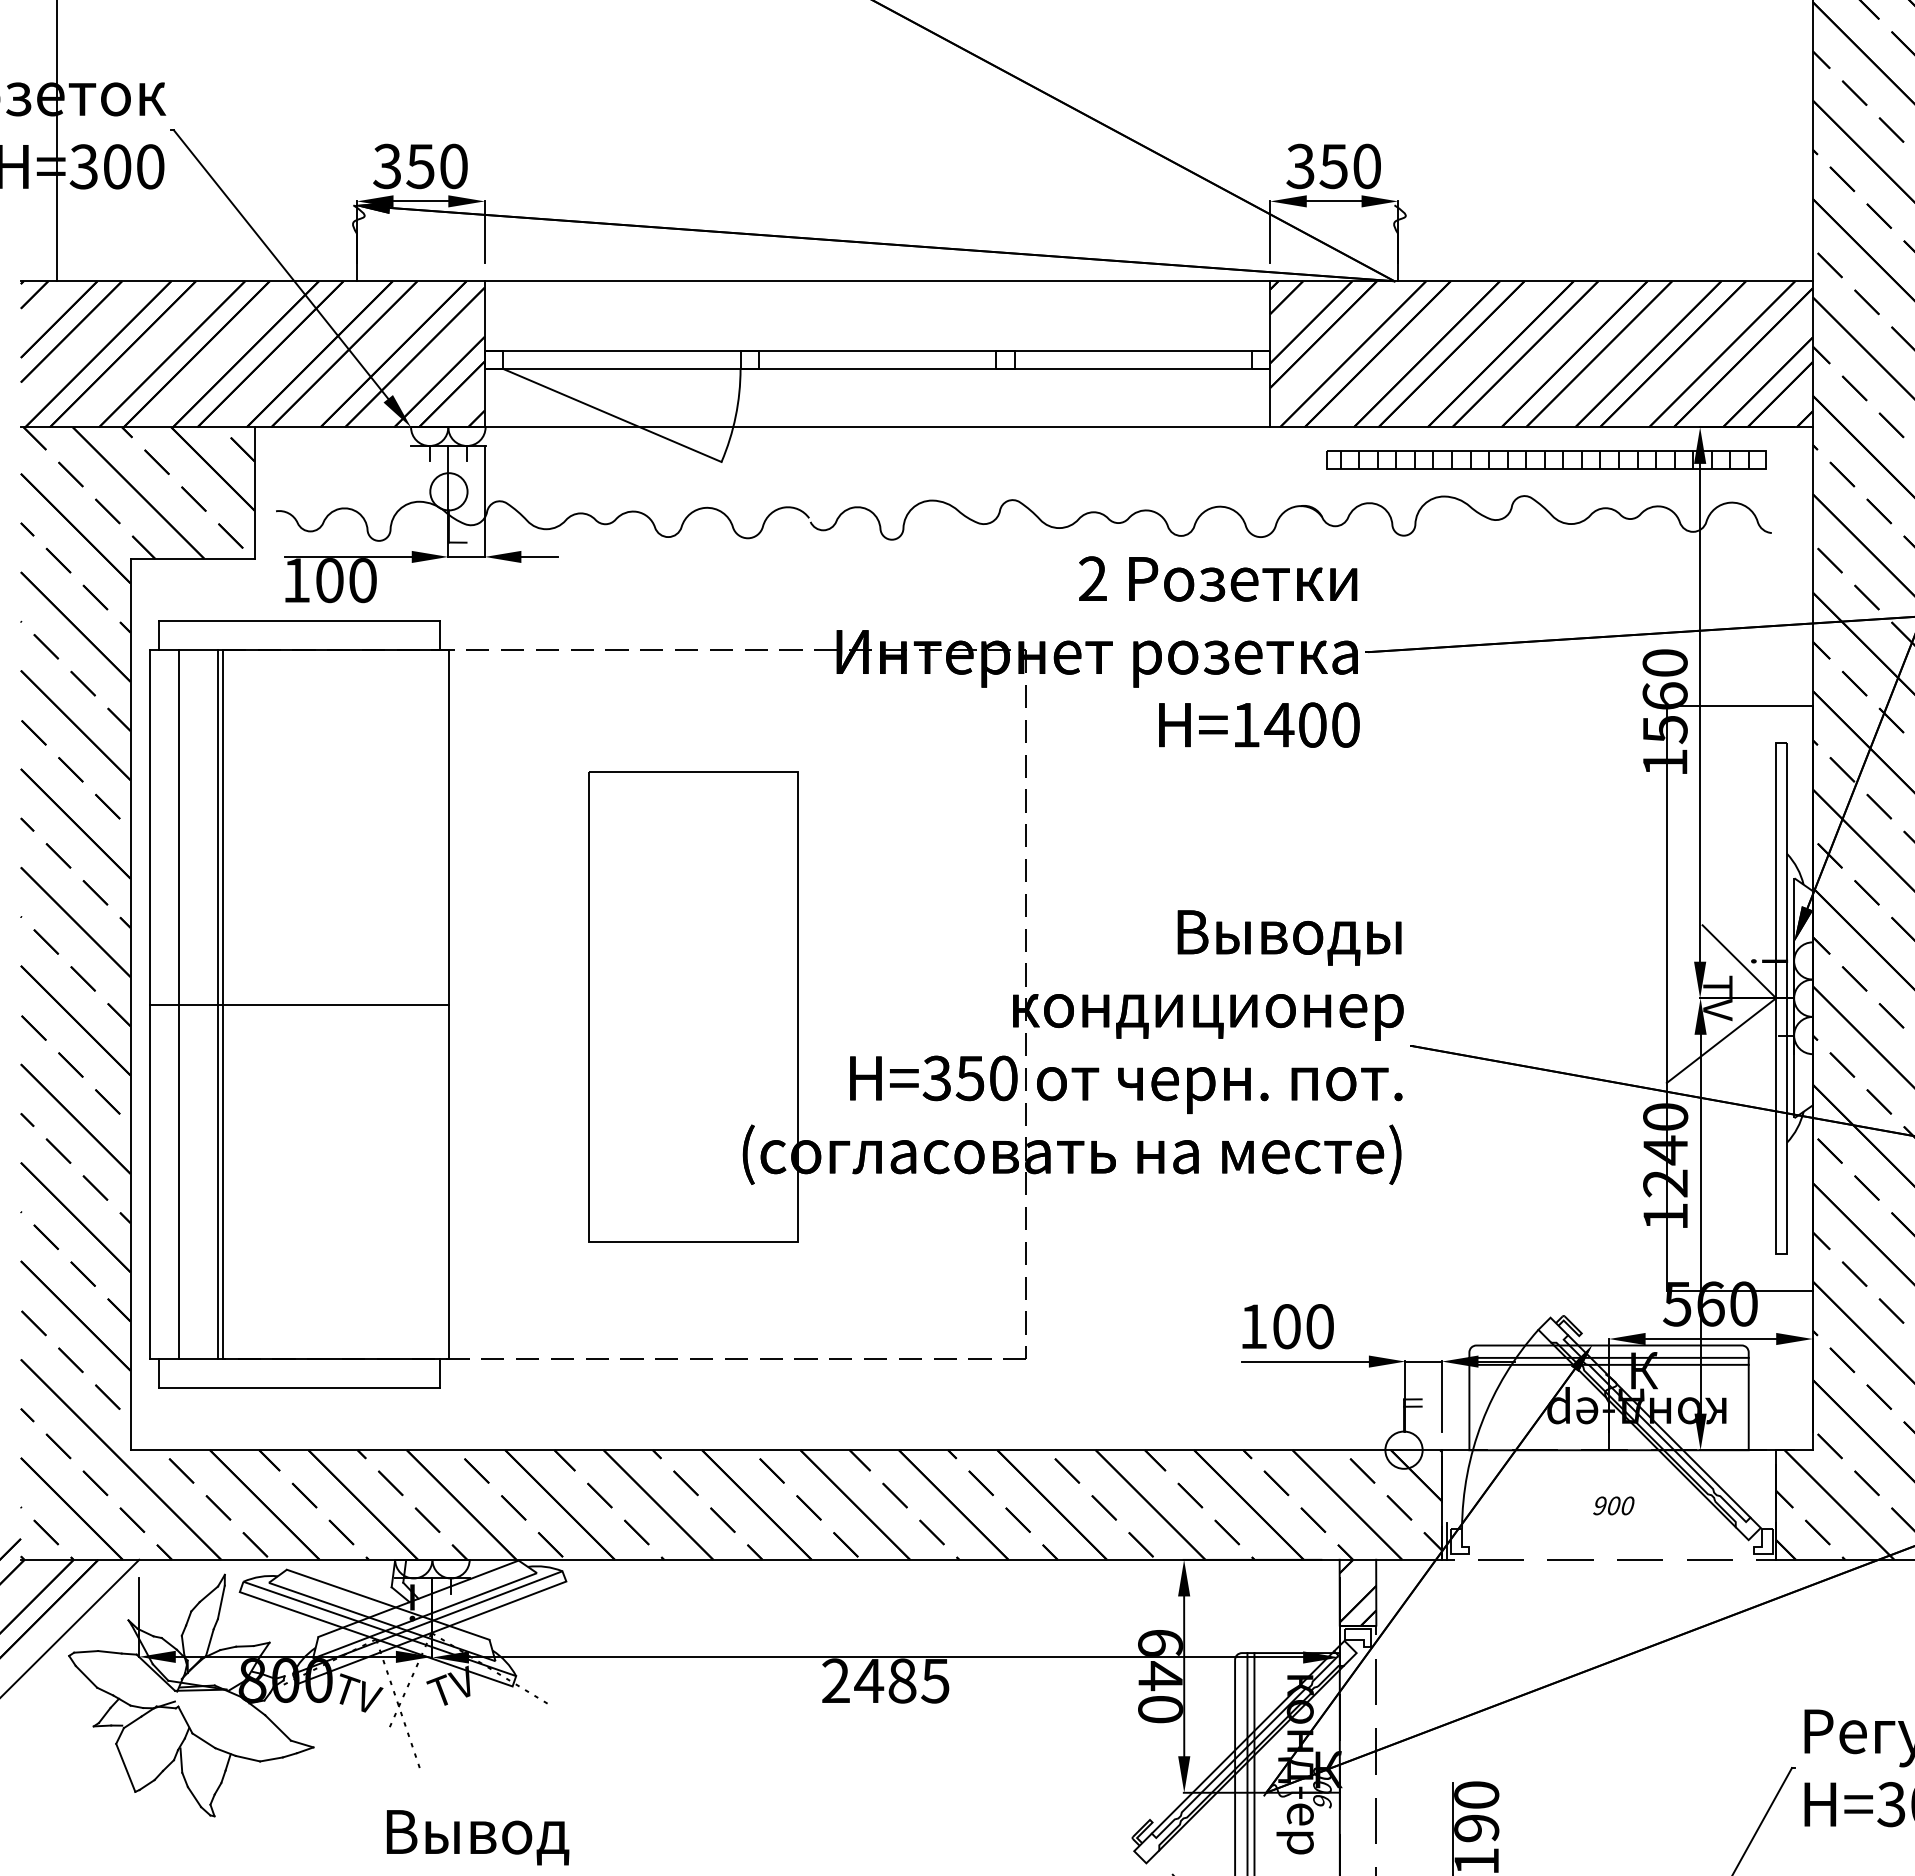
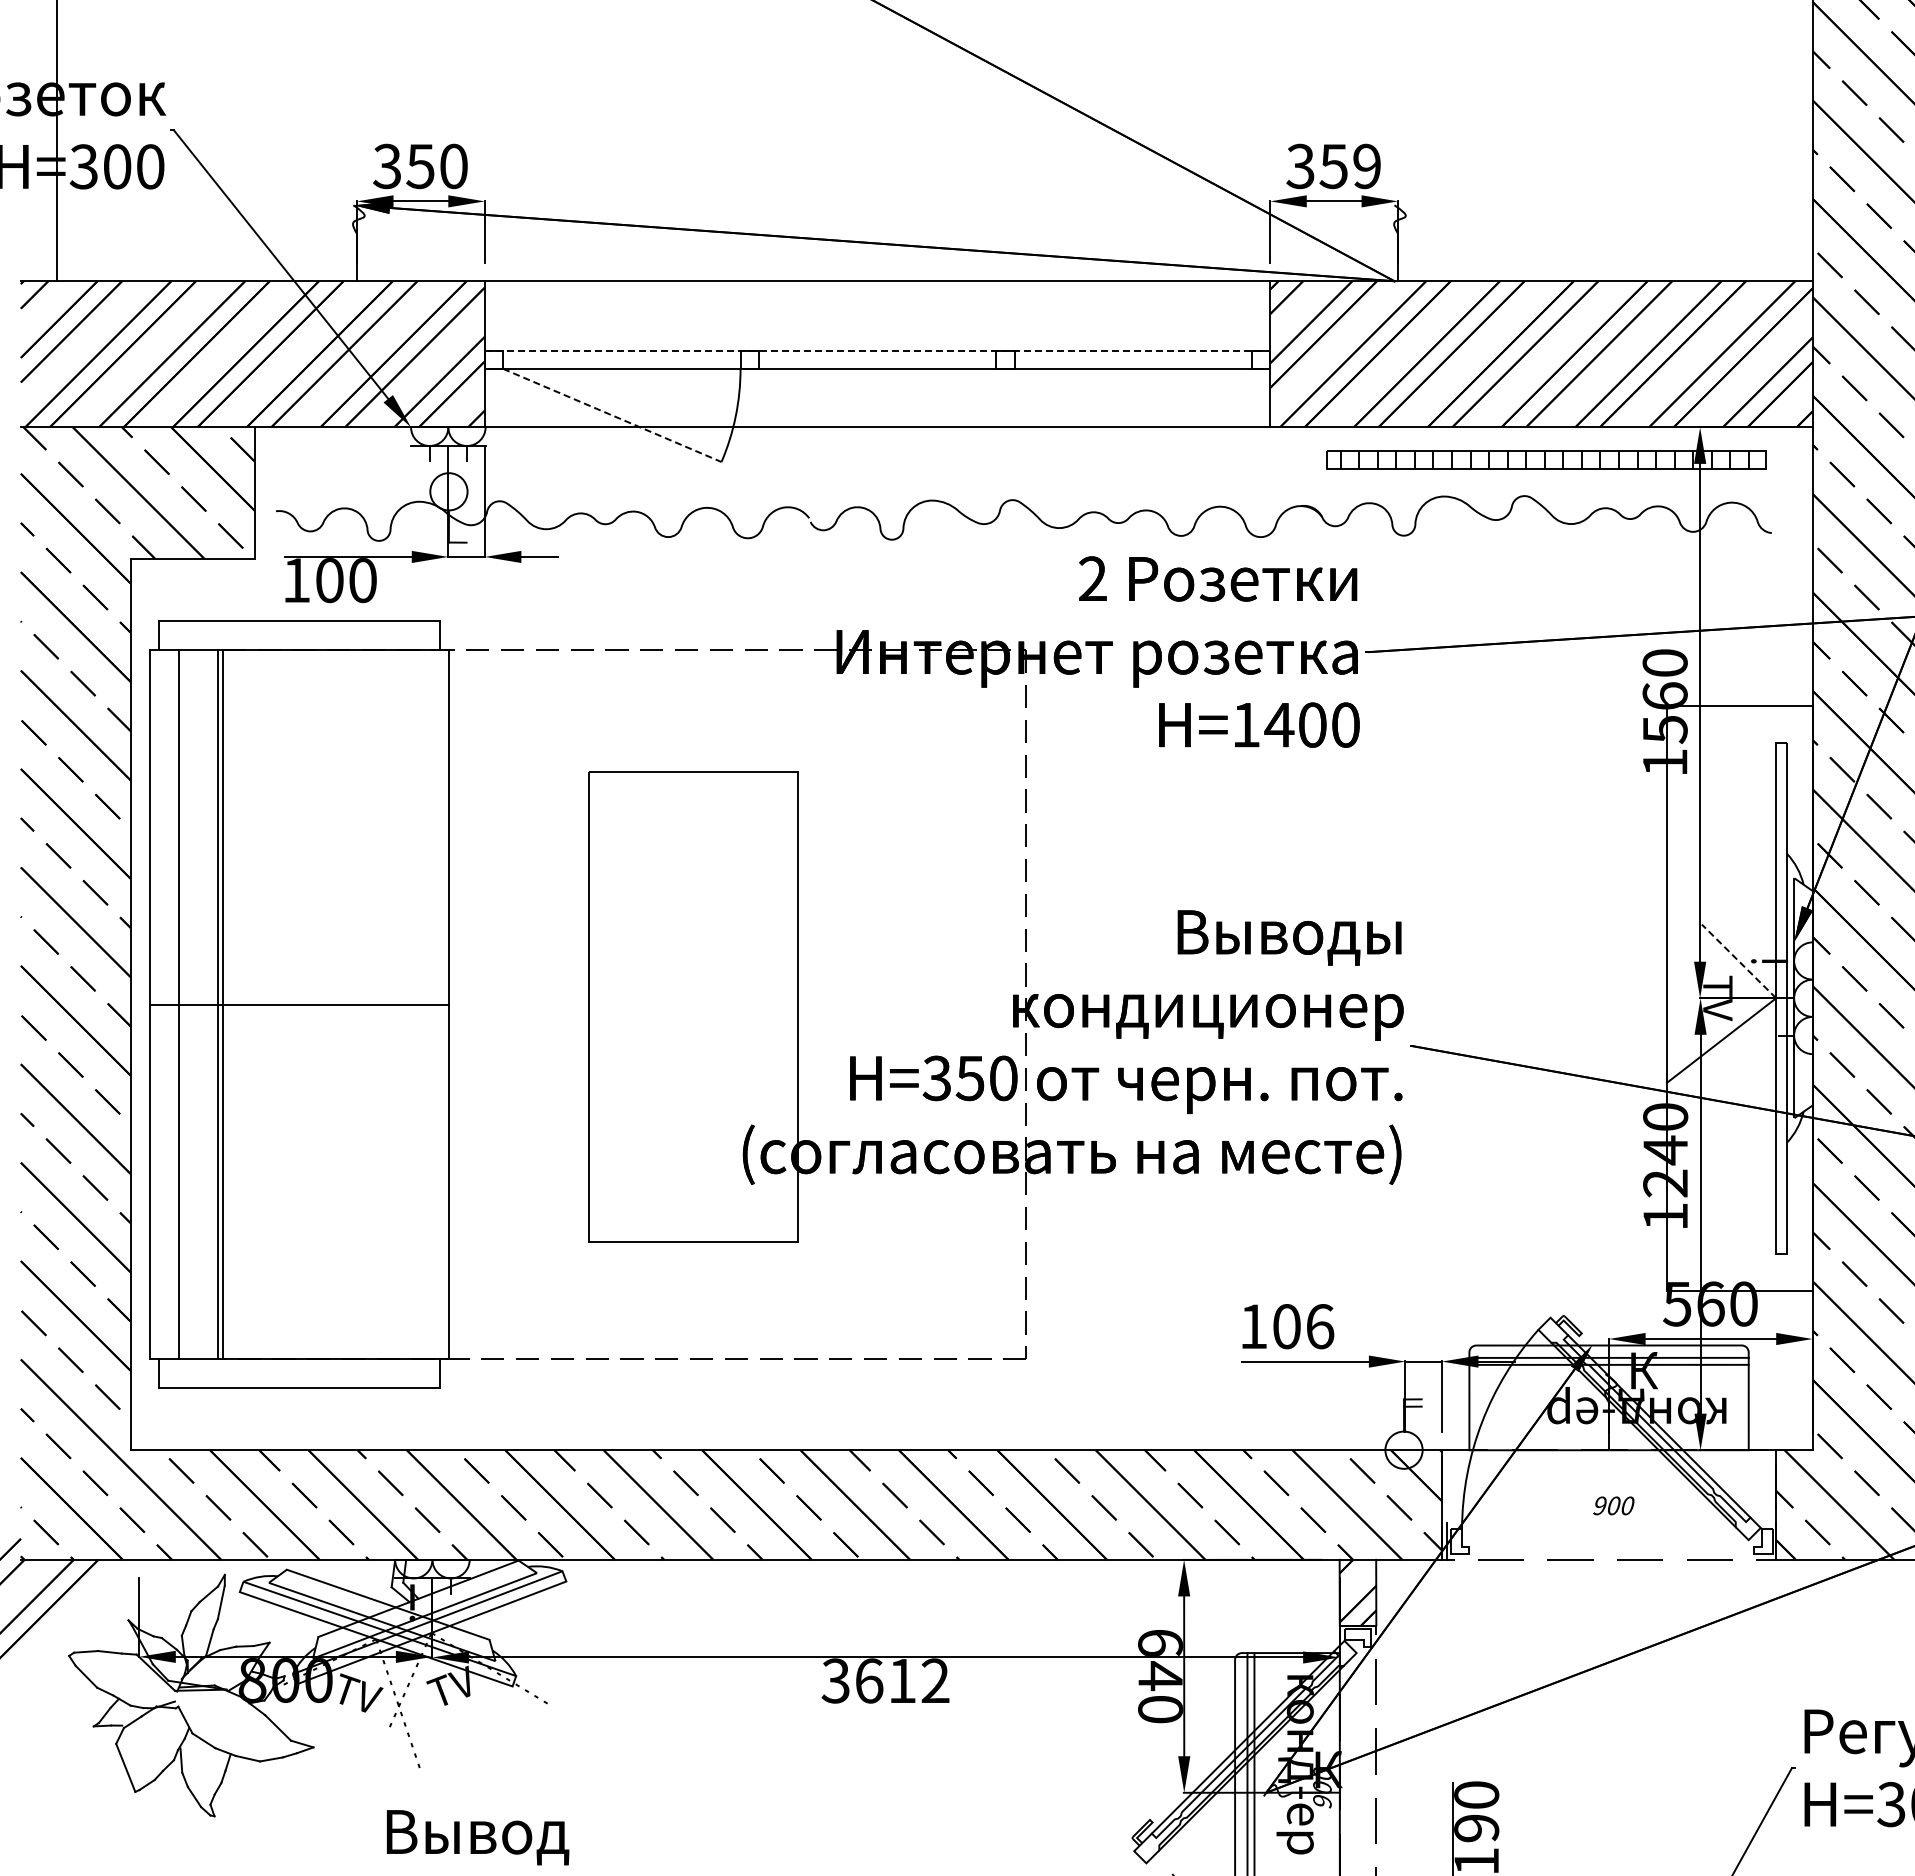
text: 350 -> 359 (1366, 166)
line: solid -> dashed (877, 350)
line: solid -> dashed (612, 415)
line: solid -> dashed (1738, 961)
text: 100 -> 106 (1320, 1326)
line: present -> none (70, 1627)
text: 2485 -> 3612 (885, 1680)
